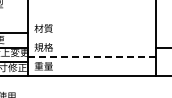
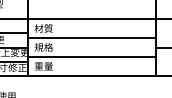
line: none -> present (85, 19)
line: none -> present (91, 38)
line: dashed -> solid (92, 57)
